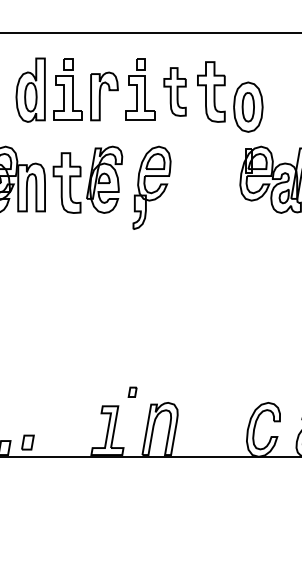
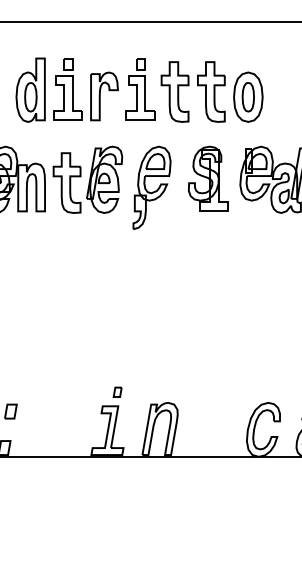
line position: (150, 33) -> (150, 22) (150, 22)
part size: 24x50 px -> 30x62 px (174, 91)
part position: (248, 106) -> (248, 96) (248, 96)
part: none -> present (207, 178)
part position: (132, 391) -> (117, 391) (117, 391)
part position: (27, 442) -> (10, 411) (10, 411)
